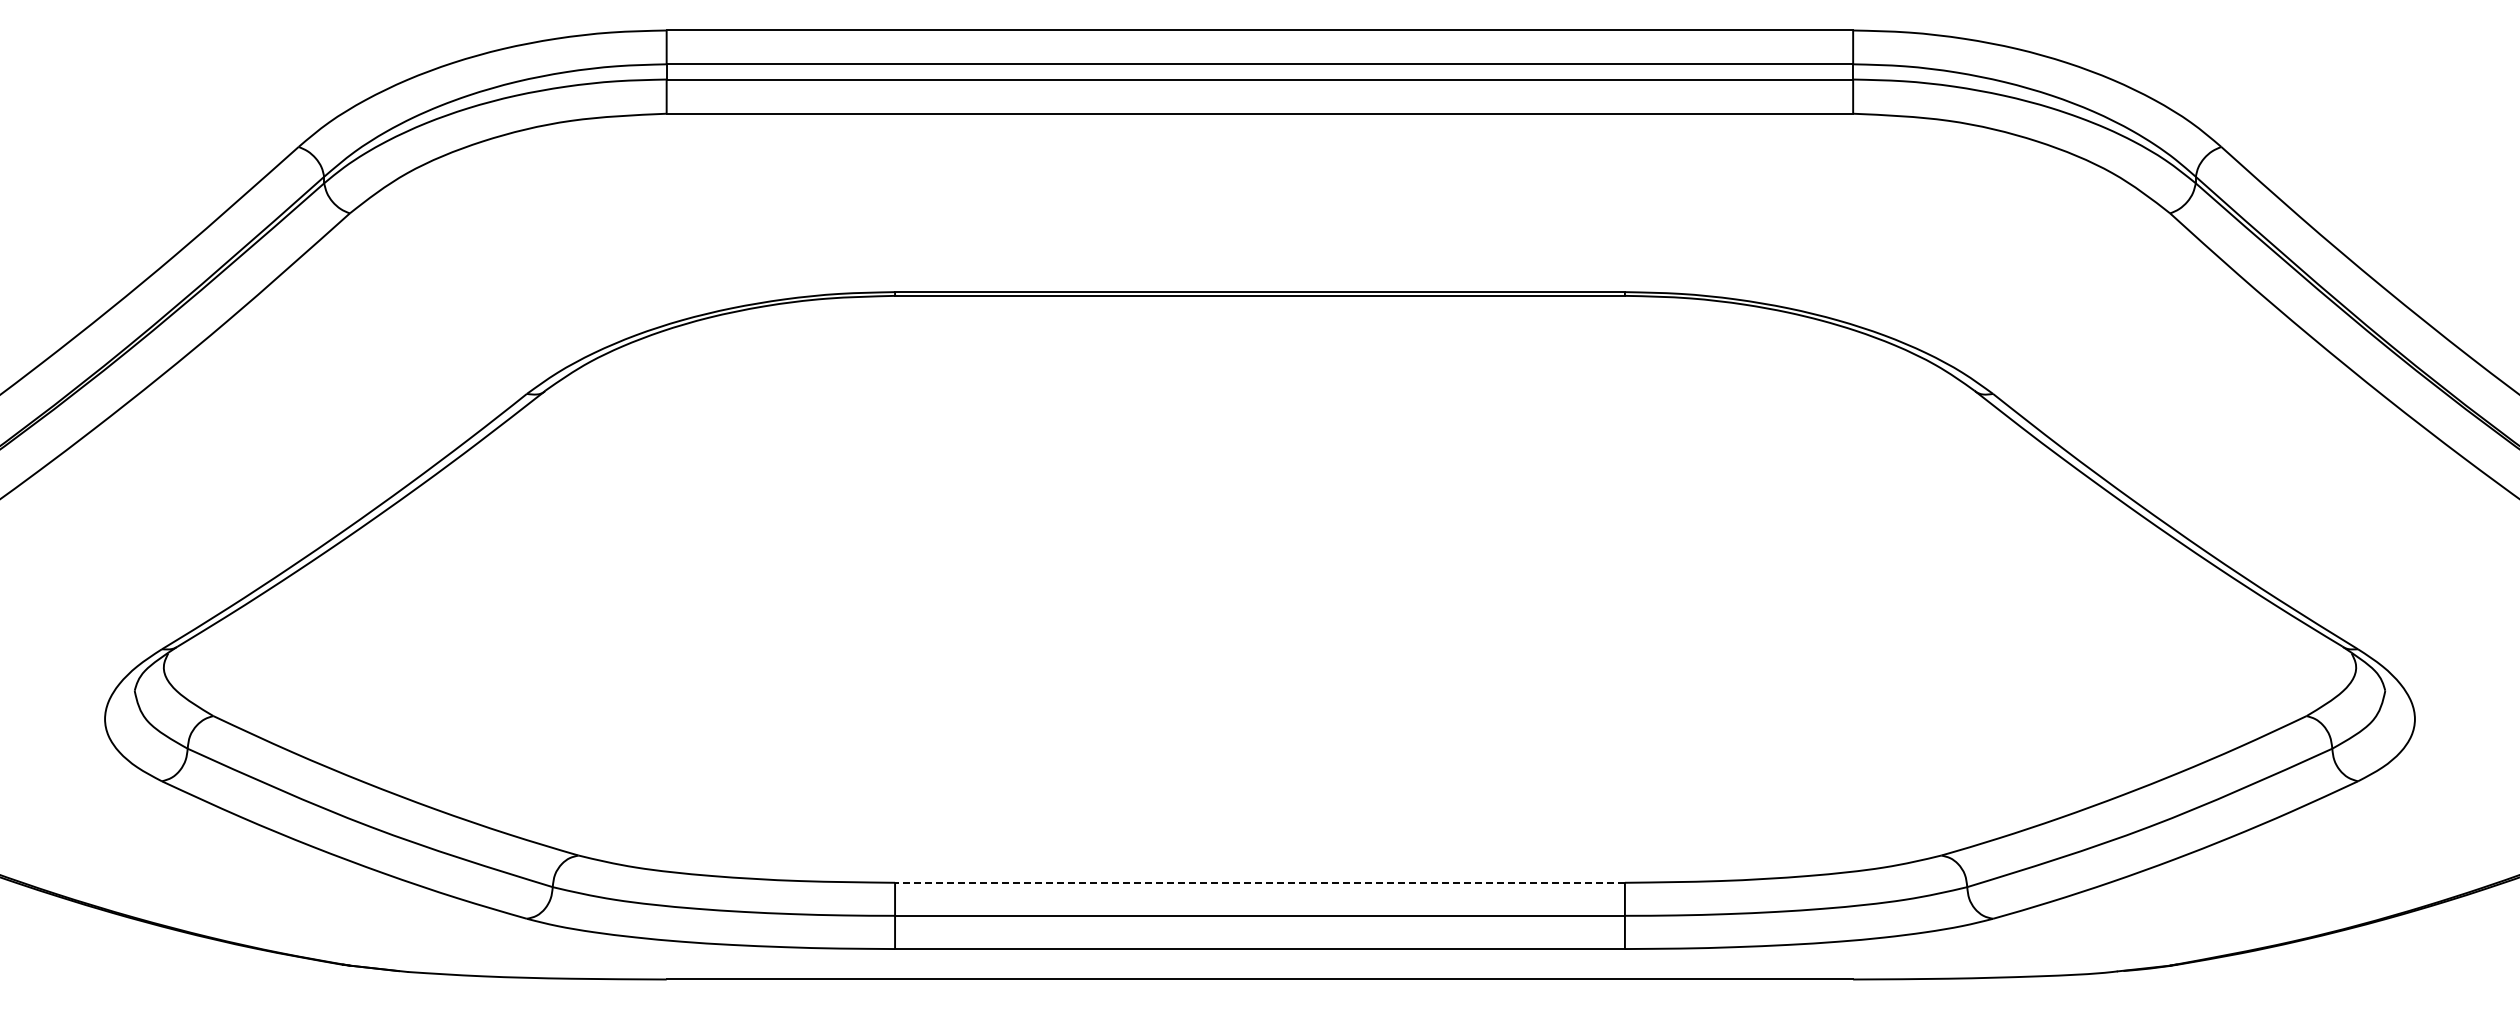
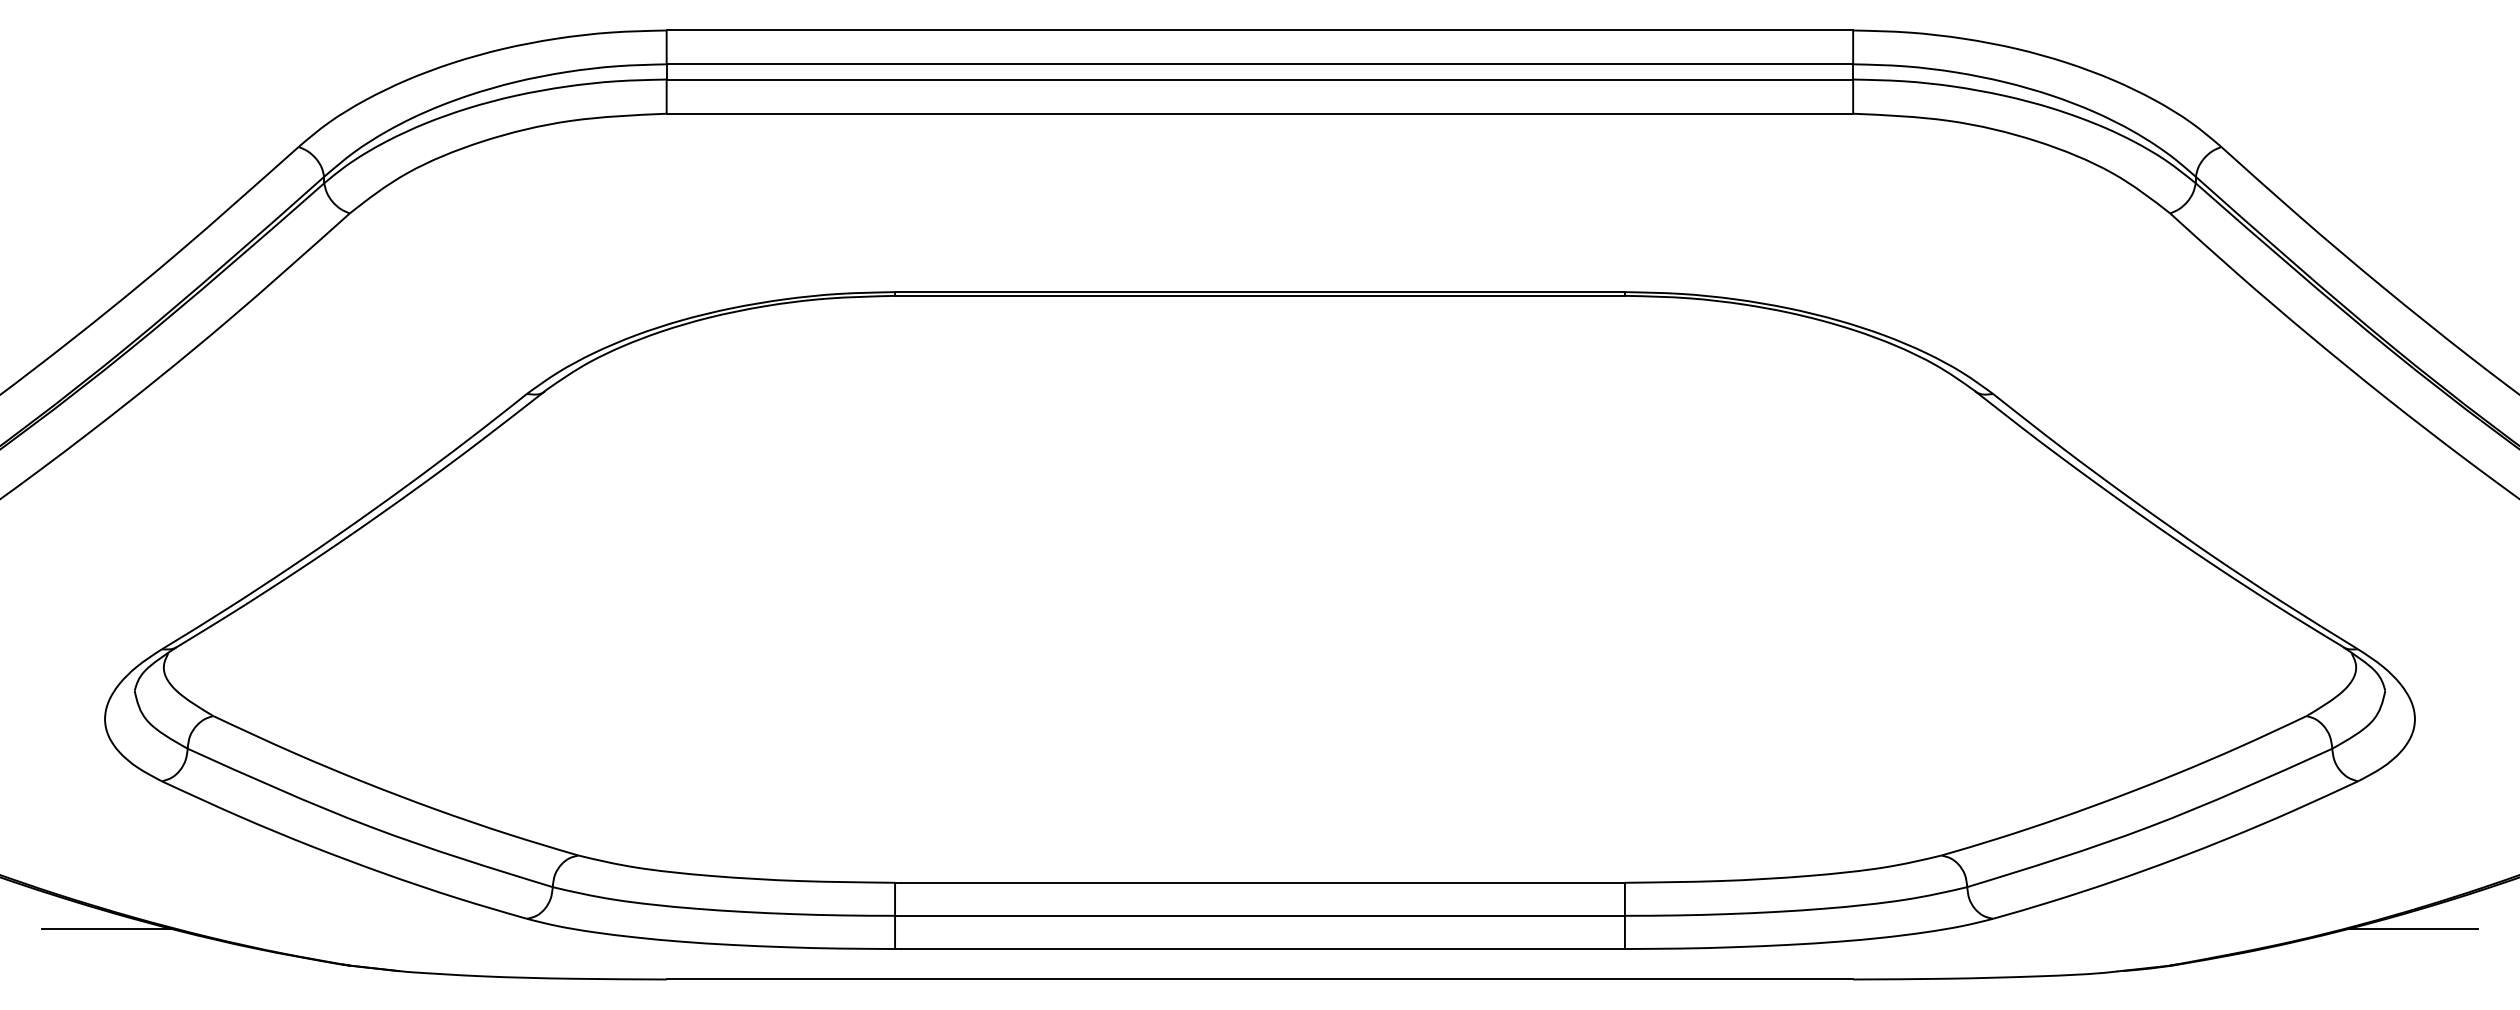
line: dashed -> solid (1260, 882)
line: none -> present (106, 928)
line: none -> present (2413, 928)
